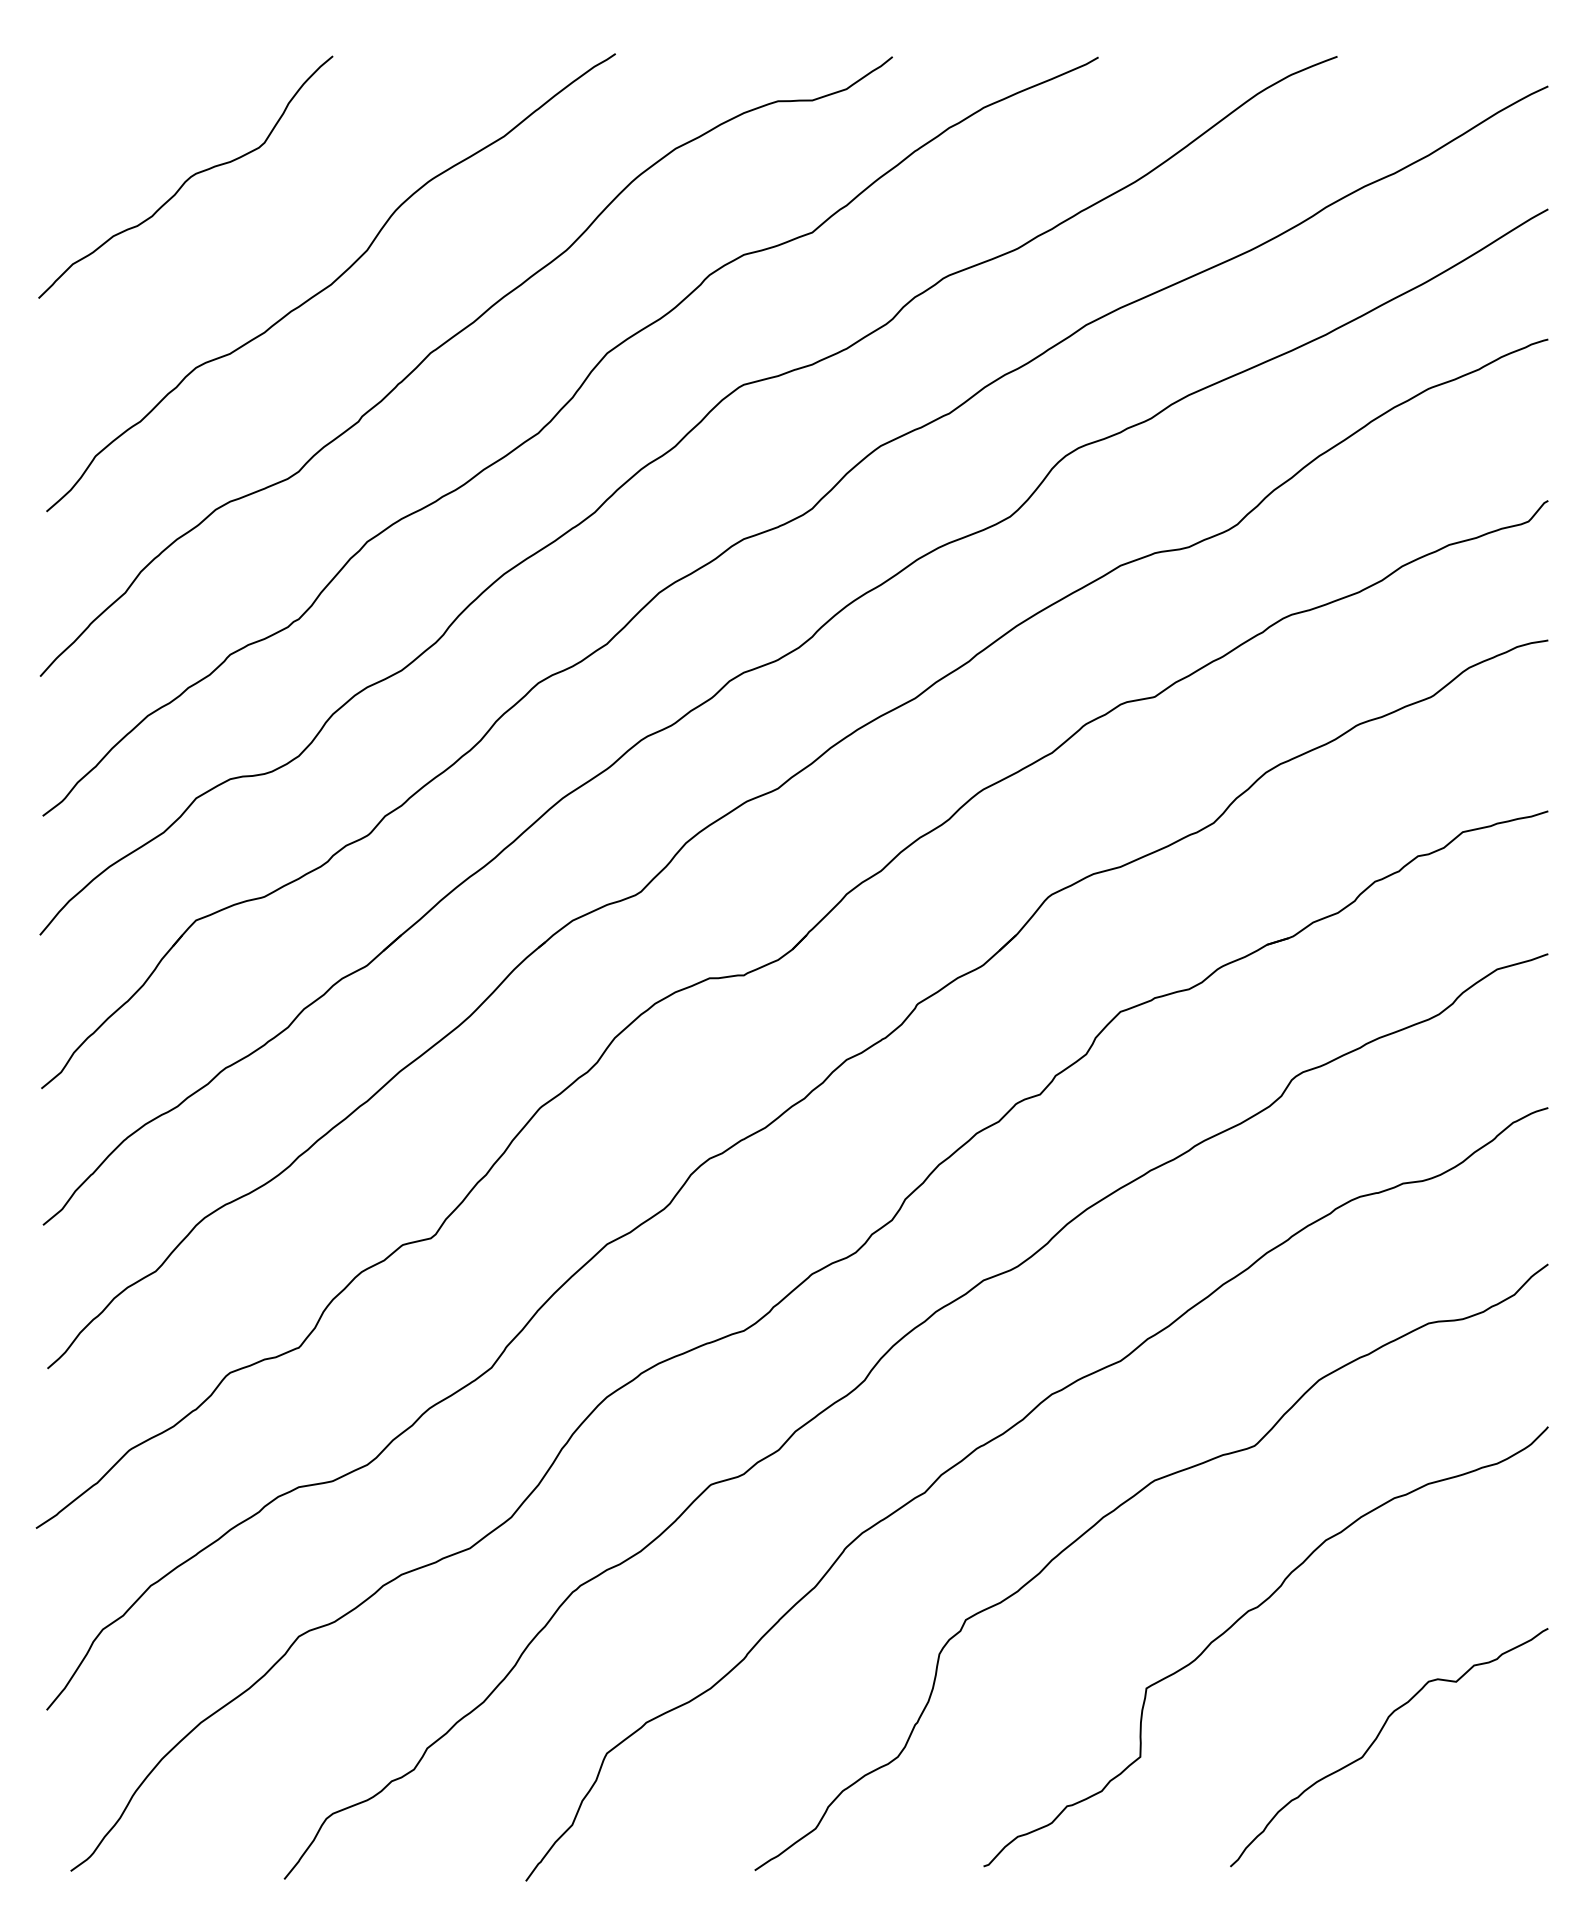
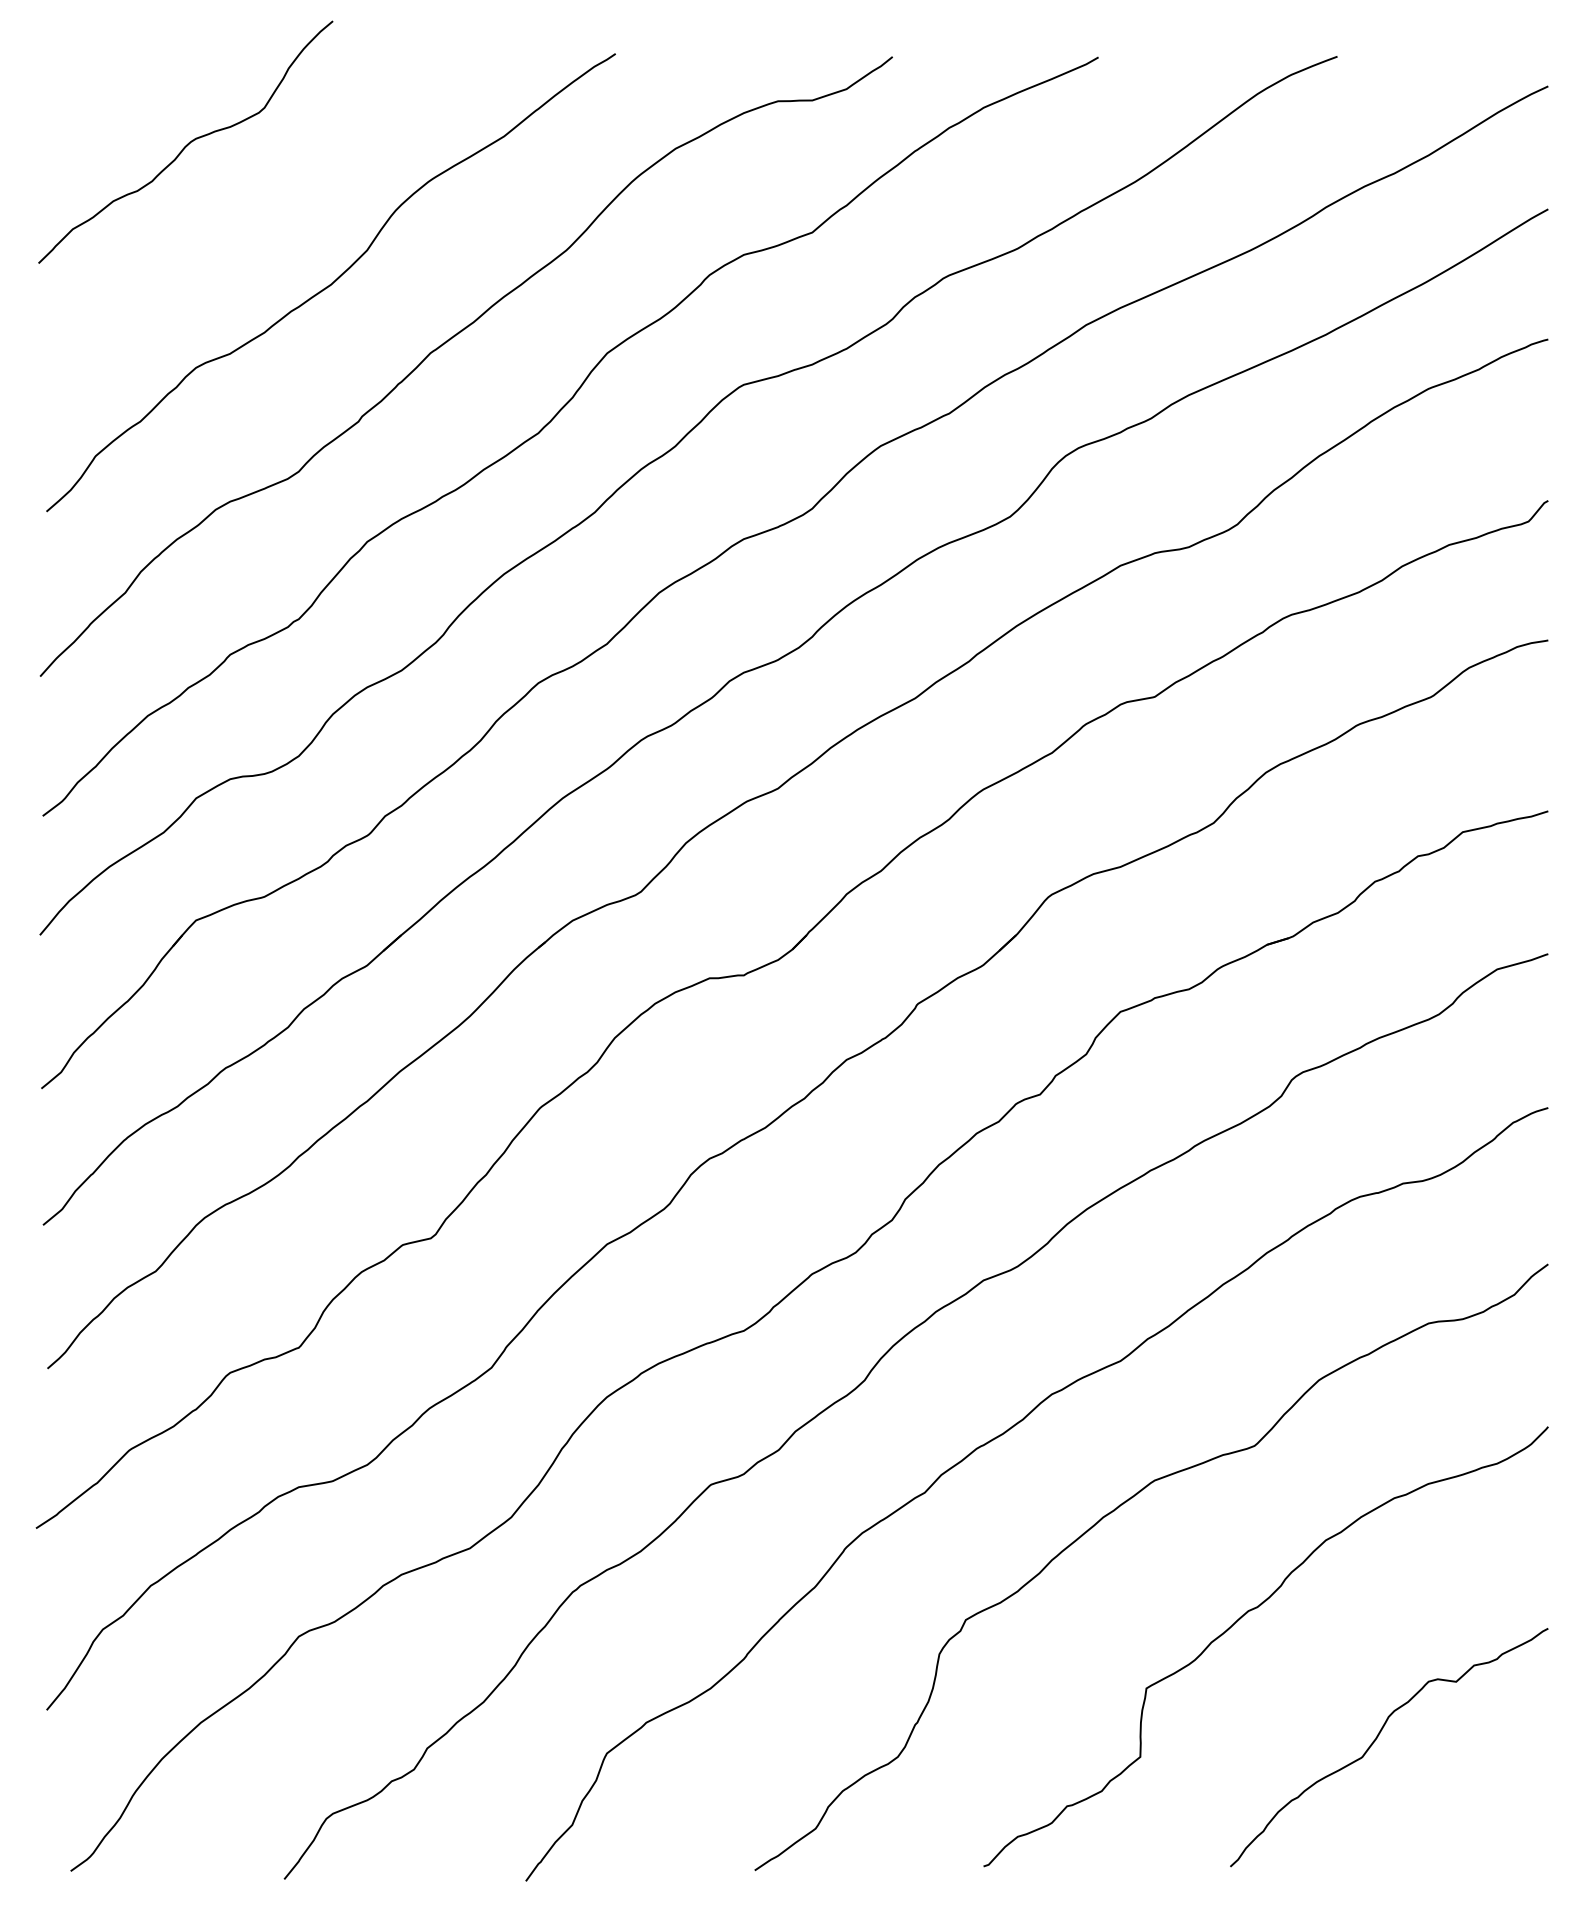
curve position: (187, 178) -> (187, 143) (187, 143)
